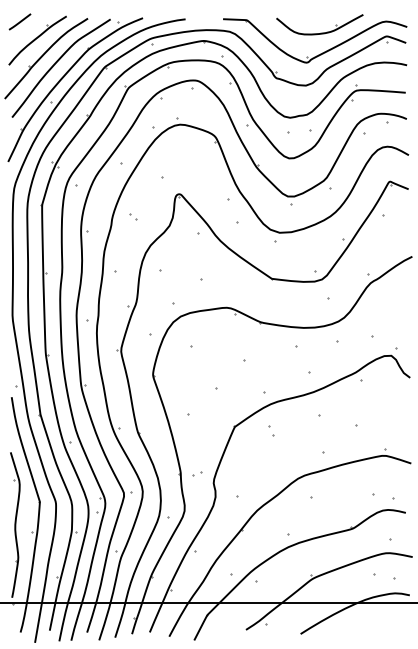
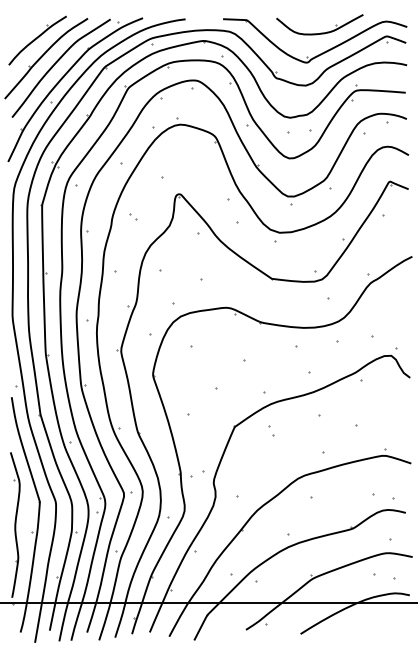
line: present -> none (19, 21)
part size: 11x6 px -> 15x8 px (197, 473)
